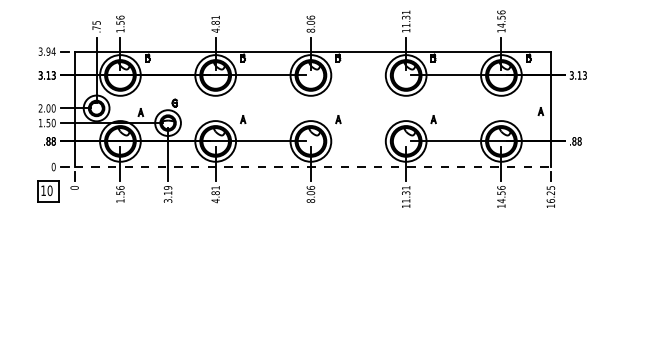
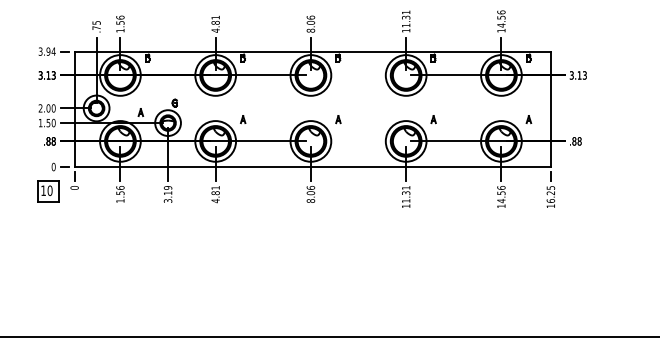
part position: (540, 111) -> (528, 119) (528, 119)
line: dashed -> solid (313, 167)
line: none -> present (329, 336)
